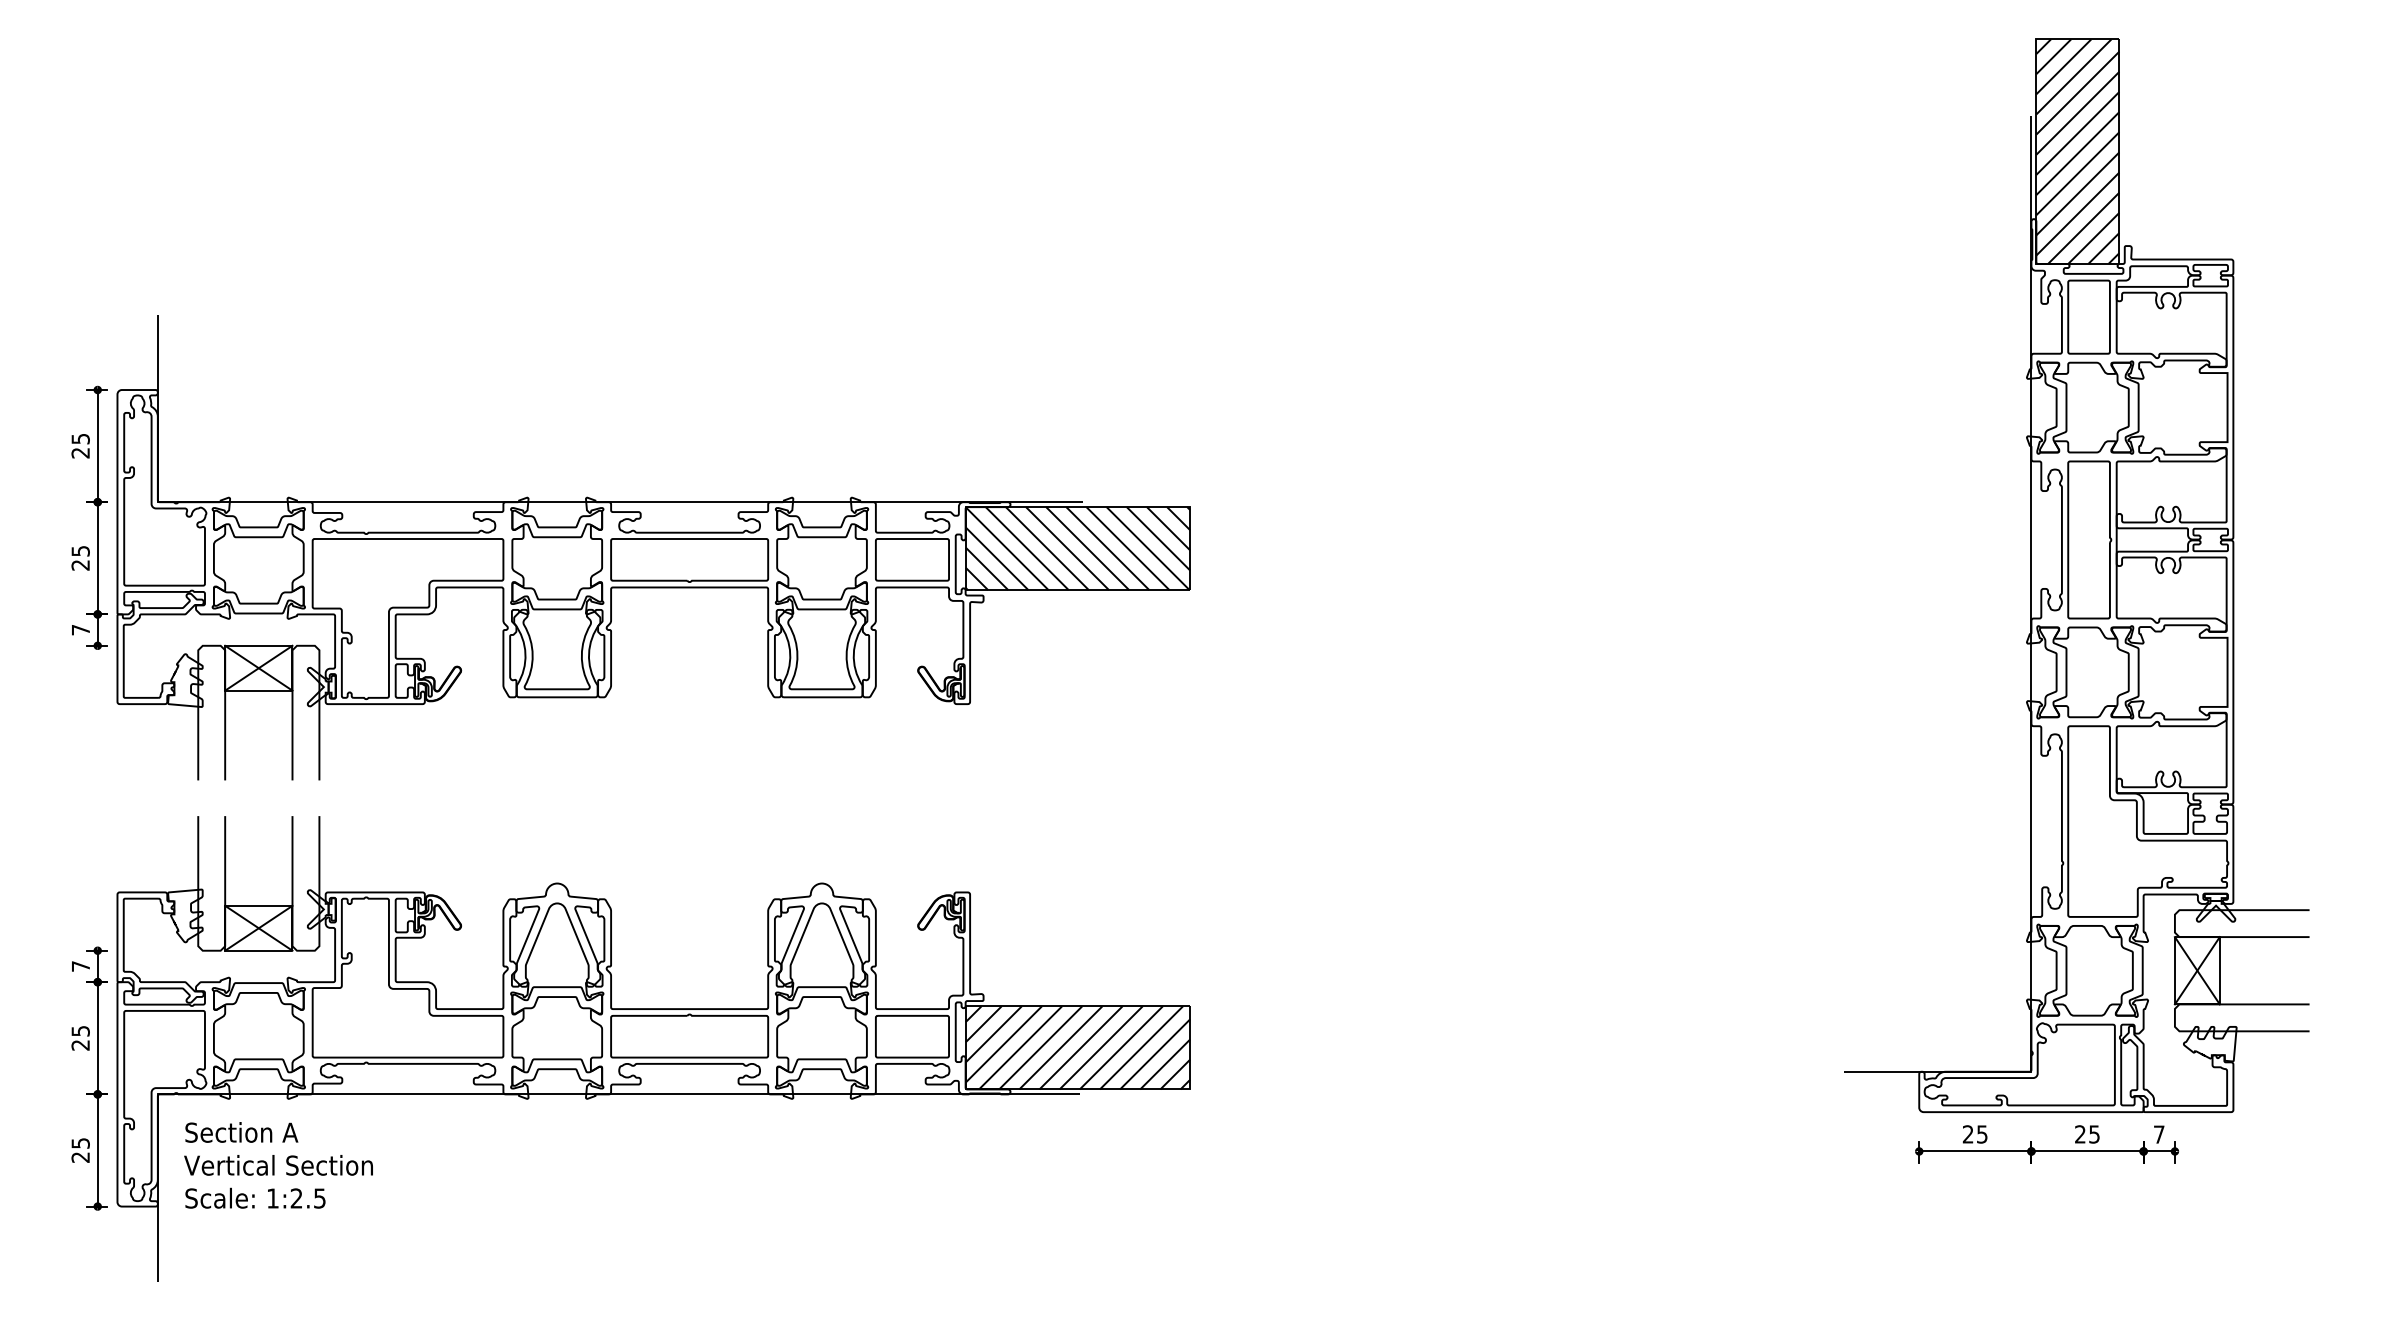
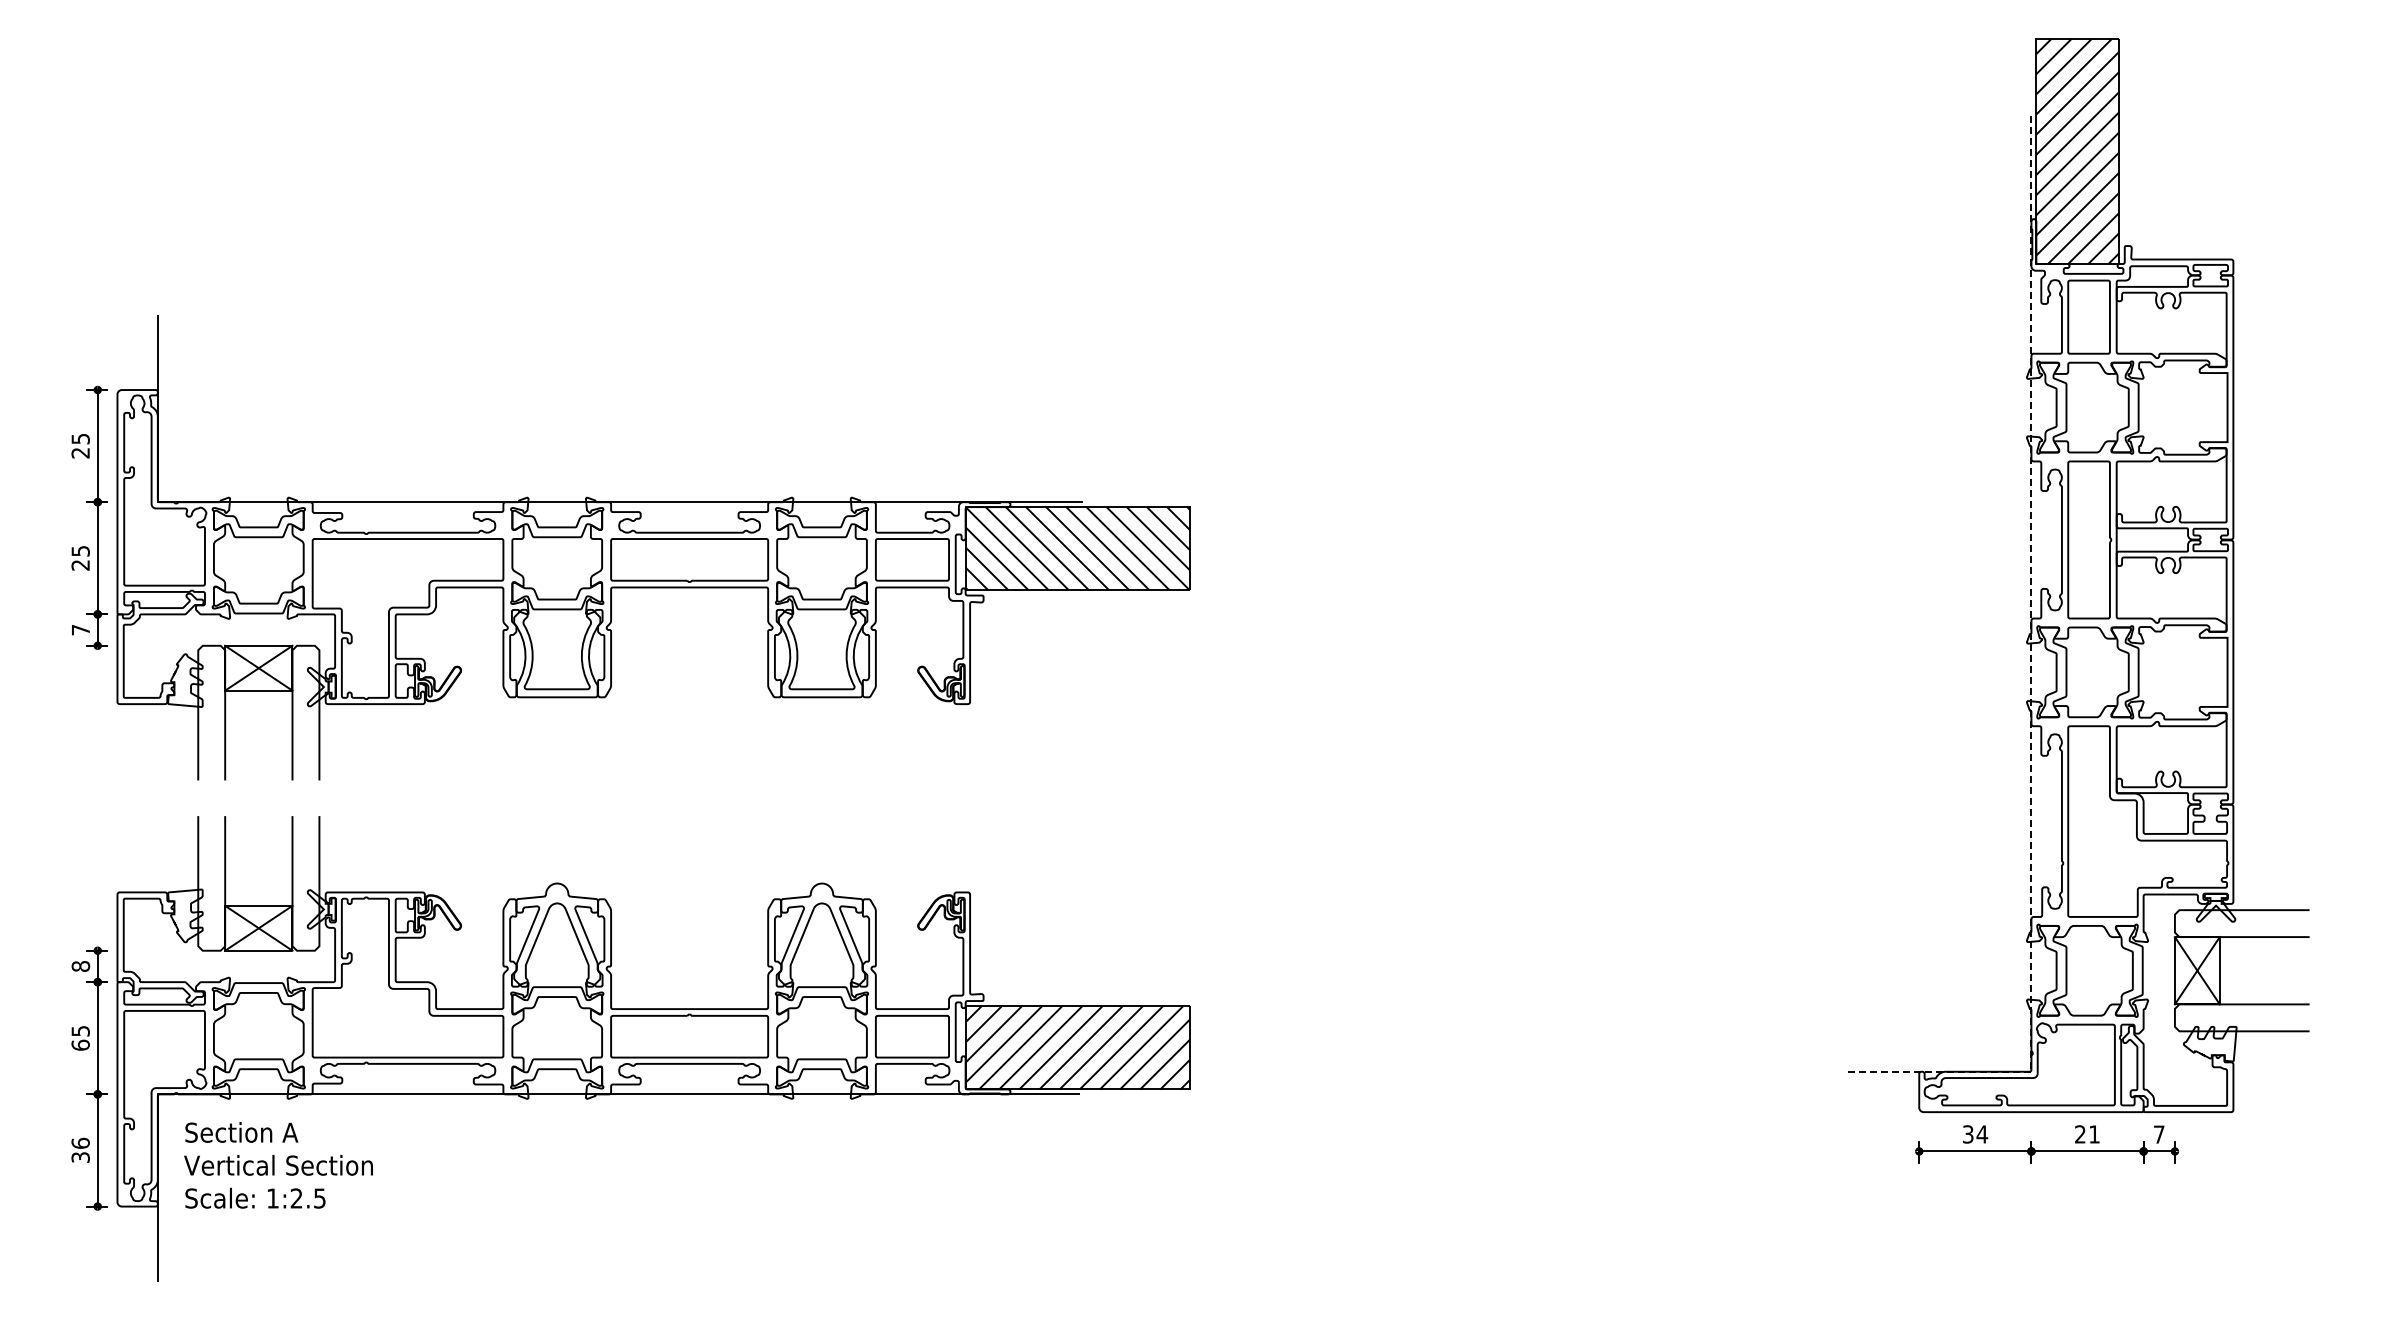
line: solid -> dashed (2031, 688)
text: 7 -> 8 (80, 966)
text: 25 -> 65 (80, 1044)
text: 25 -> 34 (1975, 1134)
text: 25 -> 21 (2094, 1134)
text: 25 -> 36 (80, 1149)
